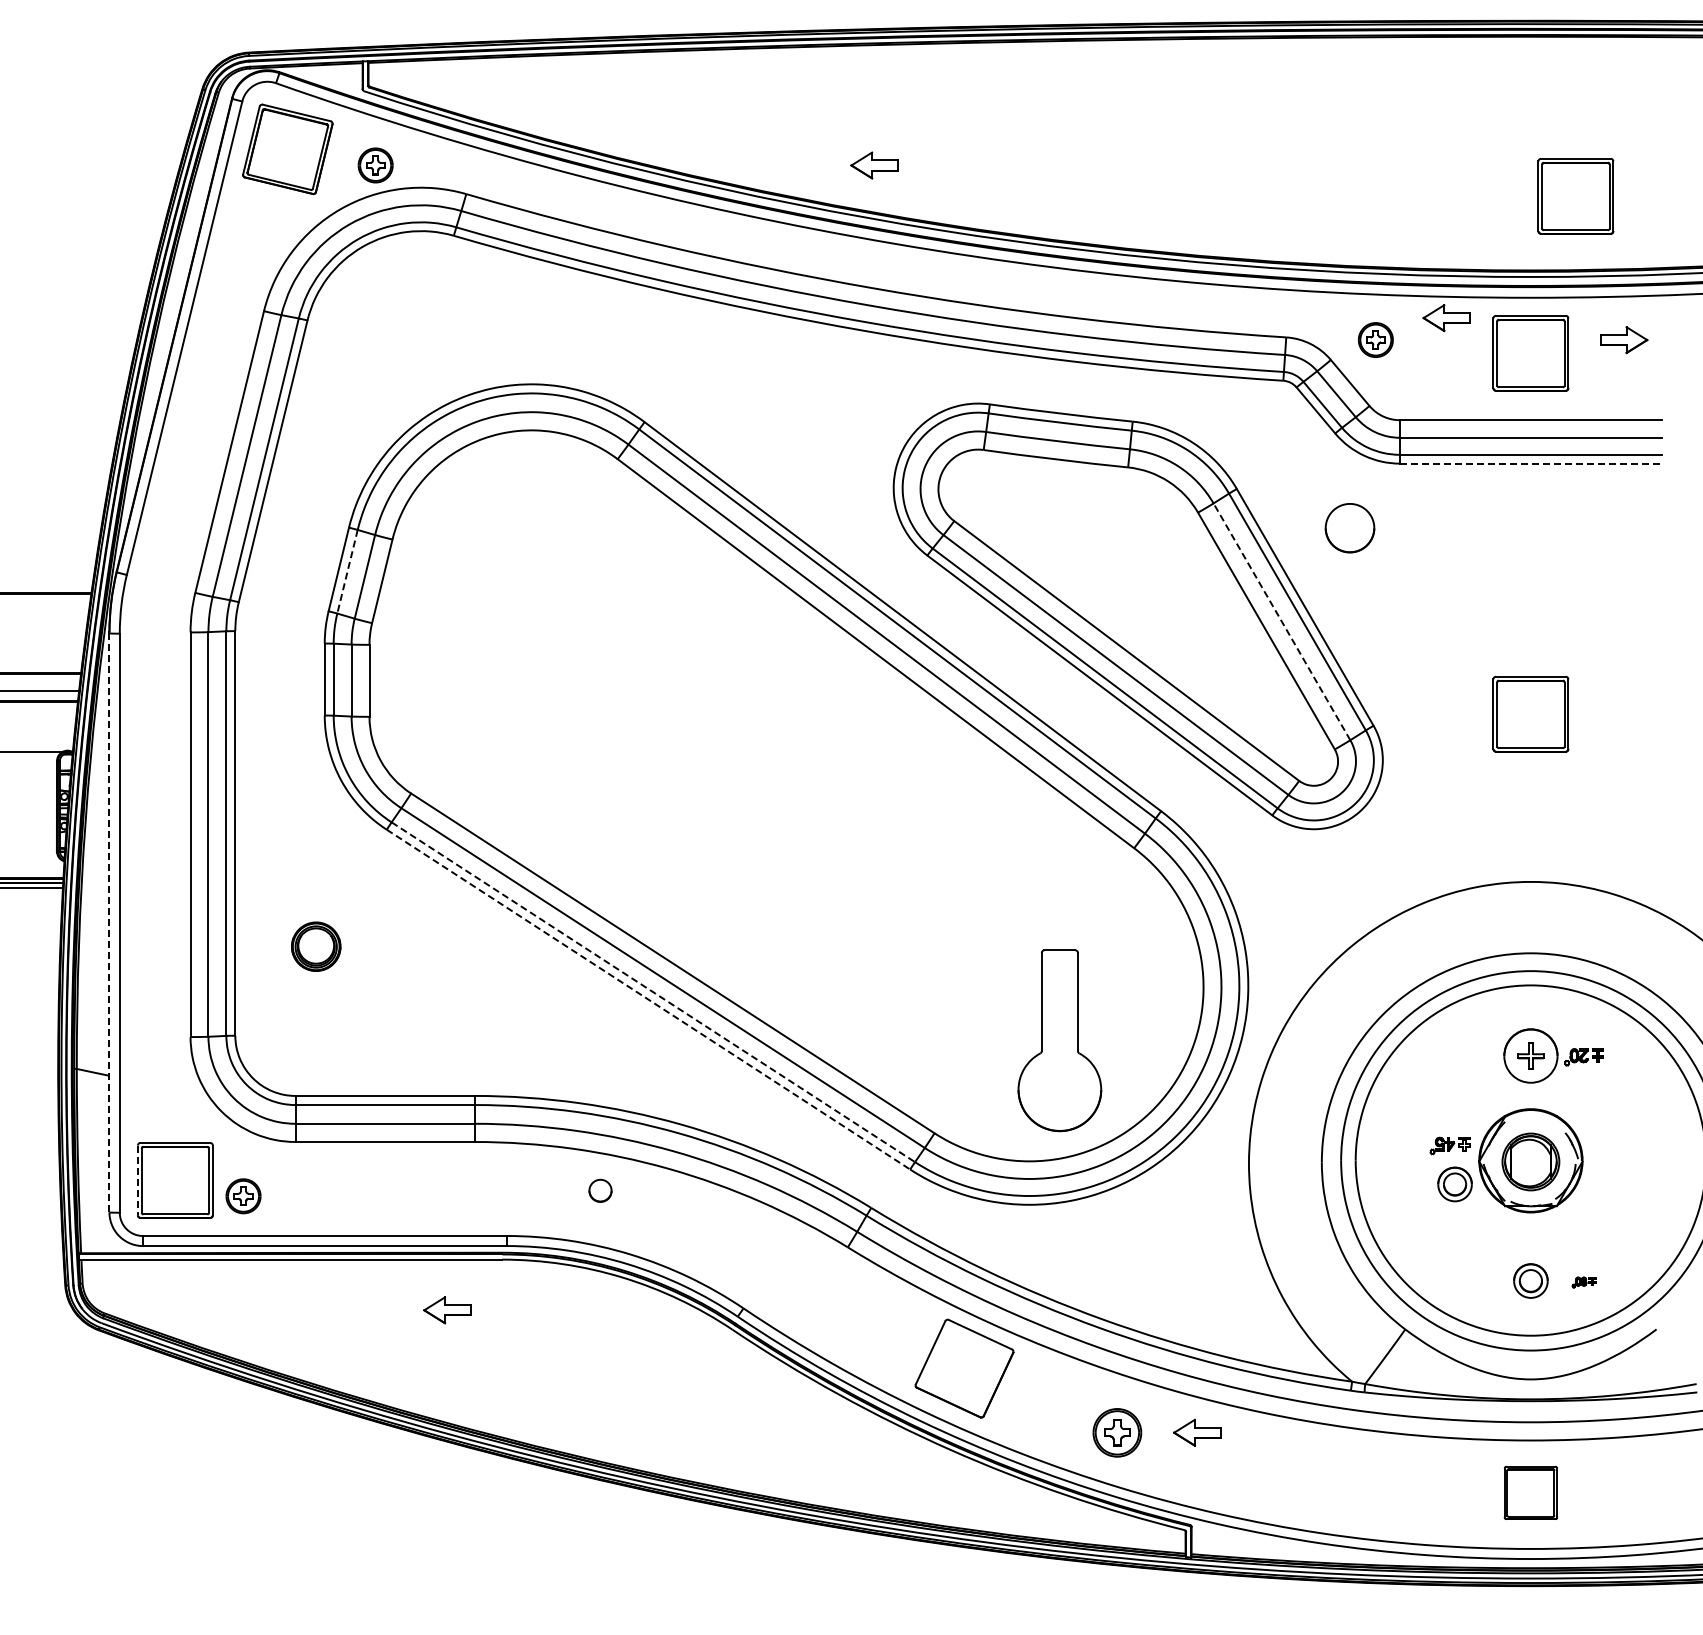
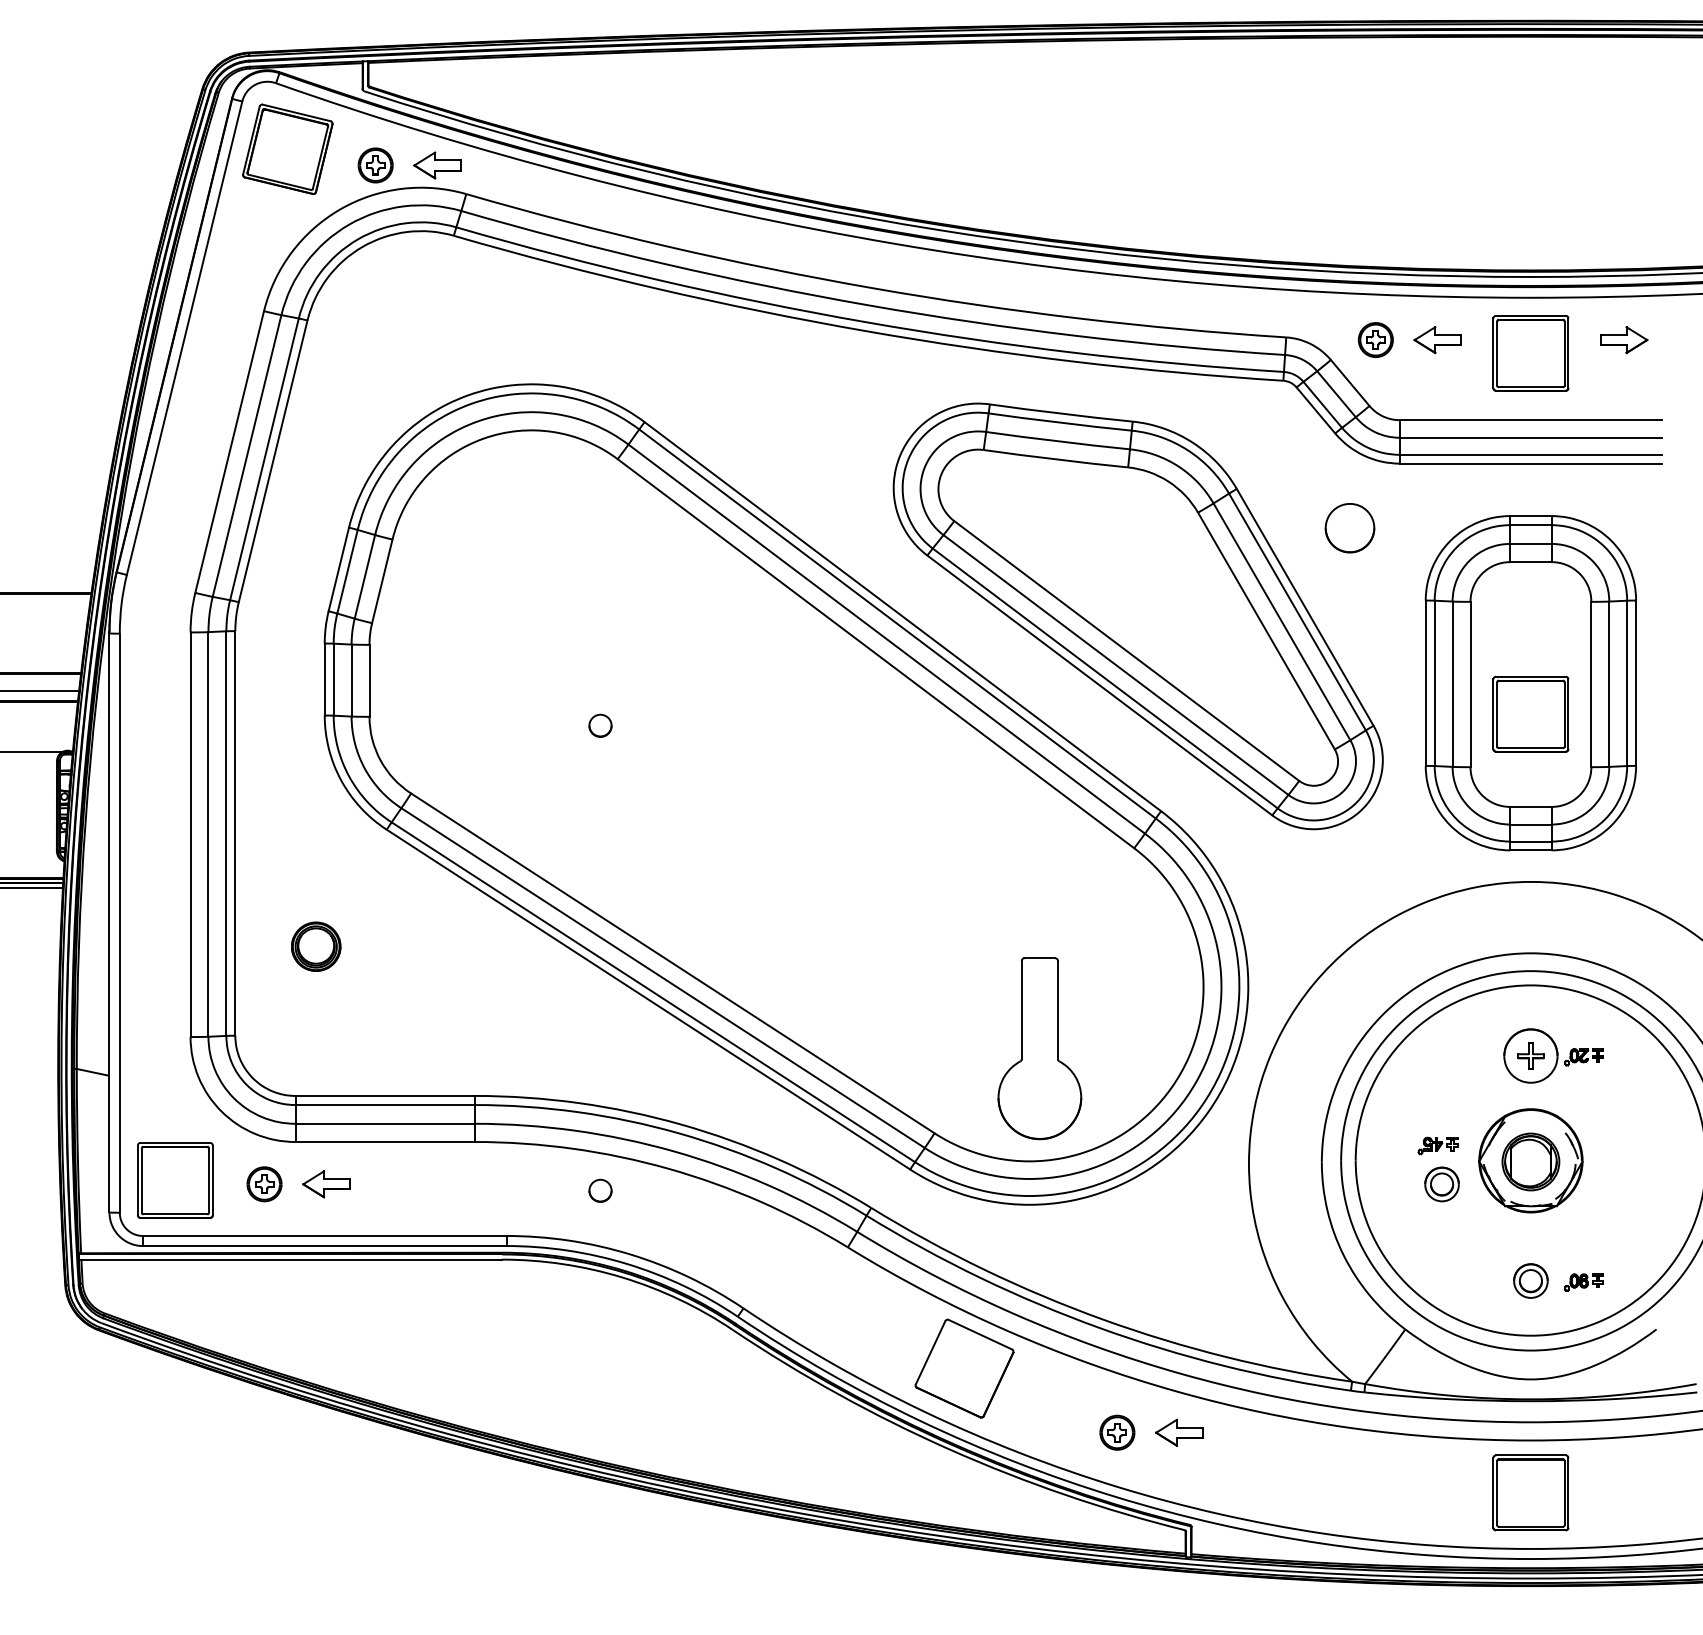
part position: (874, 165) -> (437, 165) (437, 165)
part: present -> none (1575, 196)
part position: (1446, 318) -> (1437, 340) (1437, 340)
line: dashed -> solid (1530, 463)
line: dashed -> solid (347, 572)
line: dashed -> solid (1281, 621)
part: none -> present (1530, 683)
part: none -> present (600, 725)
line: dashed -> solid (109, 922)
line: dashed -> solid (653, 992)
line: dashed -> solid (648, 999)
part position: (1059, 1040) -> (1039, 1048) (1039, 1048)
part position: (1449, 1145) -> (1437, 1145) (1437, 1145)
line: dashed -> solid (137, 1180)
part position: (1454, 1184) -> (1441, 1184) (1441, 1184)
part position: (243, 1196) -> (264, 1184) (264, 1184)
part size: 26x13 px -> 40x19 px (1583, 1282)
part position: (447, 1310) -> (326, 1184) (326, 1184)
part size: 51x50 px -> 37x37 px (1117, 1432)
part position: (1197, 1432) -> (1179, 1432) (1179, 1432)
part size: 56x55 px -> 78x78 px (1530, 1492)
